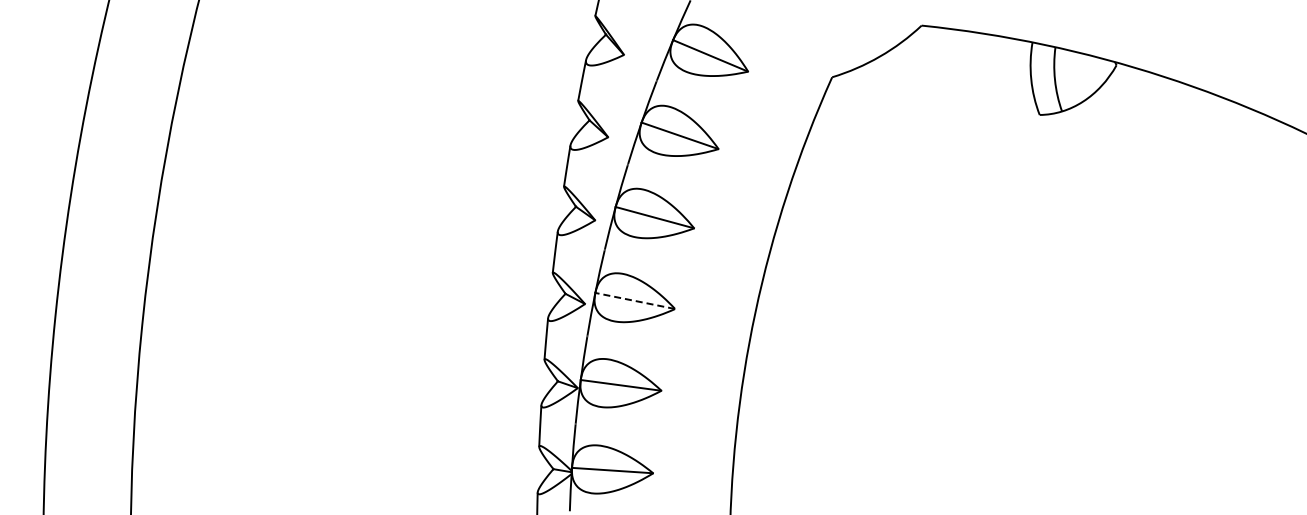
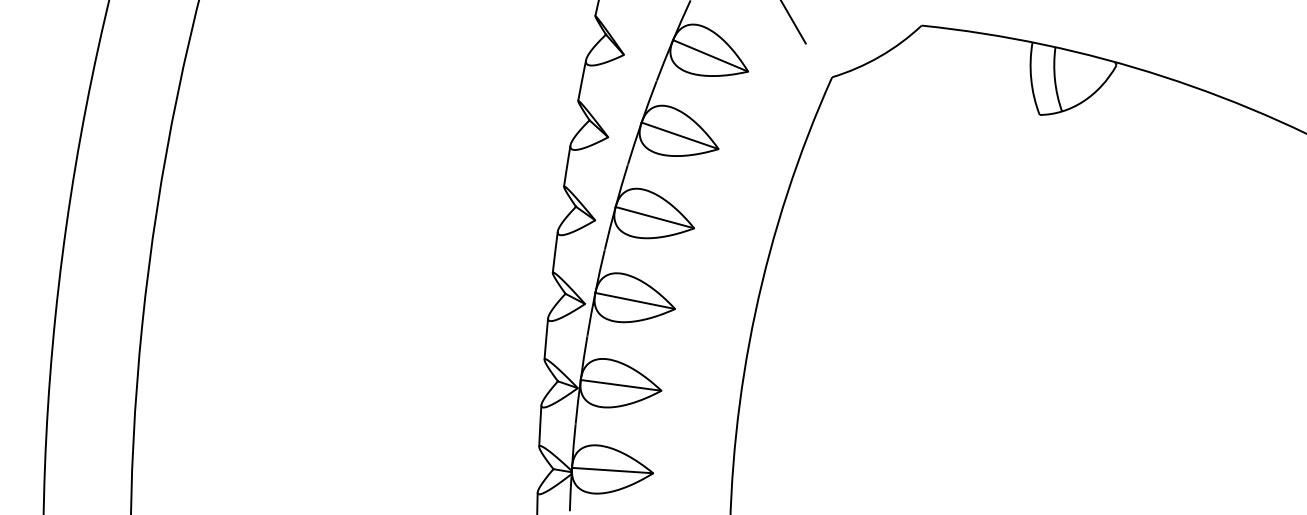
line: none -> present (793, 22)
line: dashed -> solid (635, 300)
